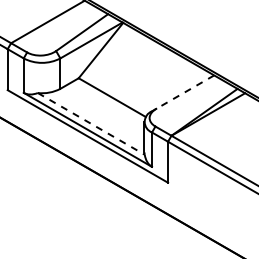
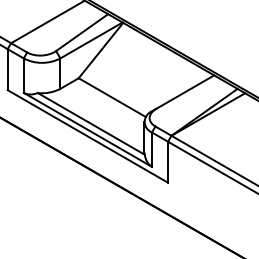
line: dashed -> solid (184, 92)
line: dashed -> solid (91, 123)
